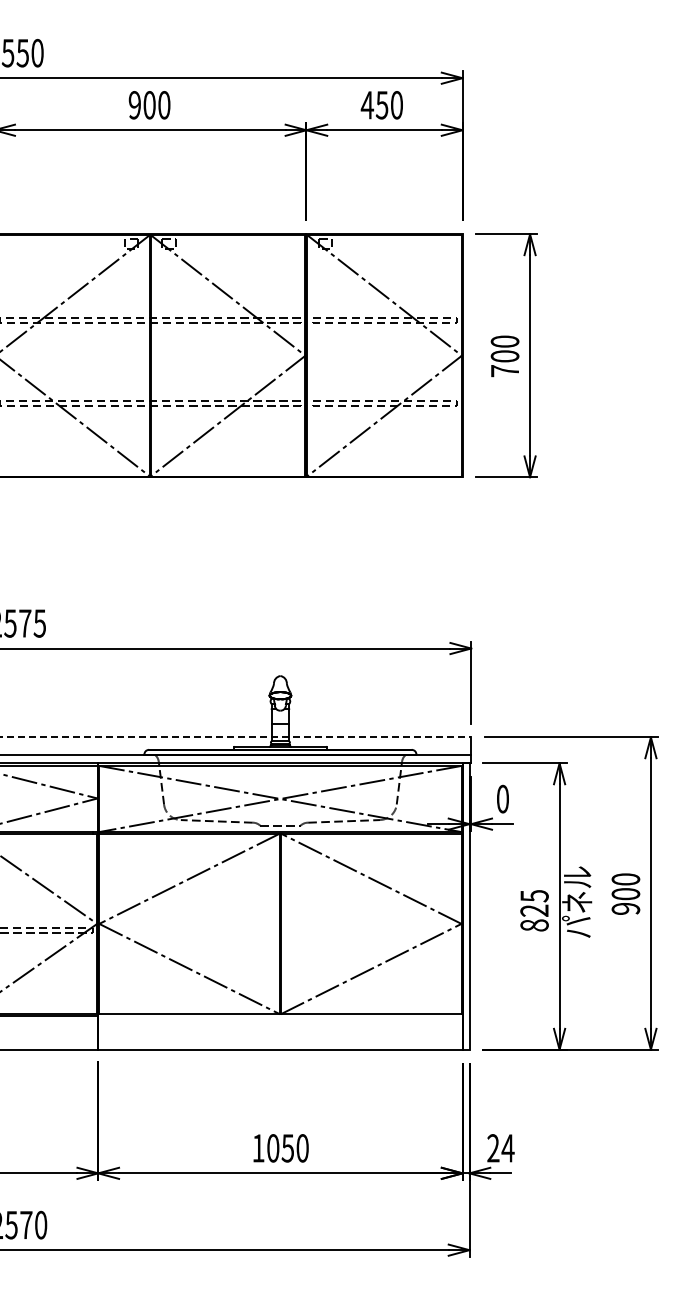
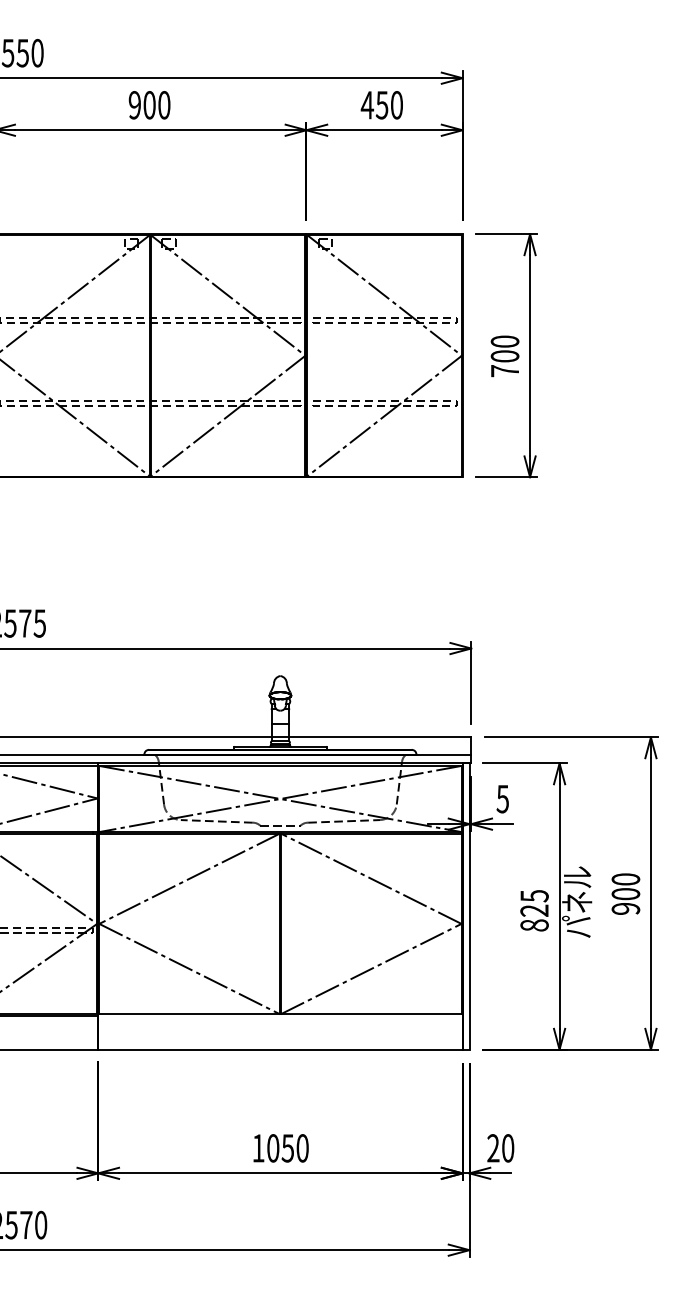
line: dashed -> solid (236, 737)
text: 0 -> 5 (502, 798)
text: 24 -> 20 (507, 1148)
